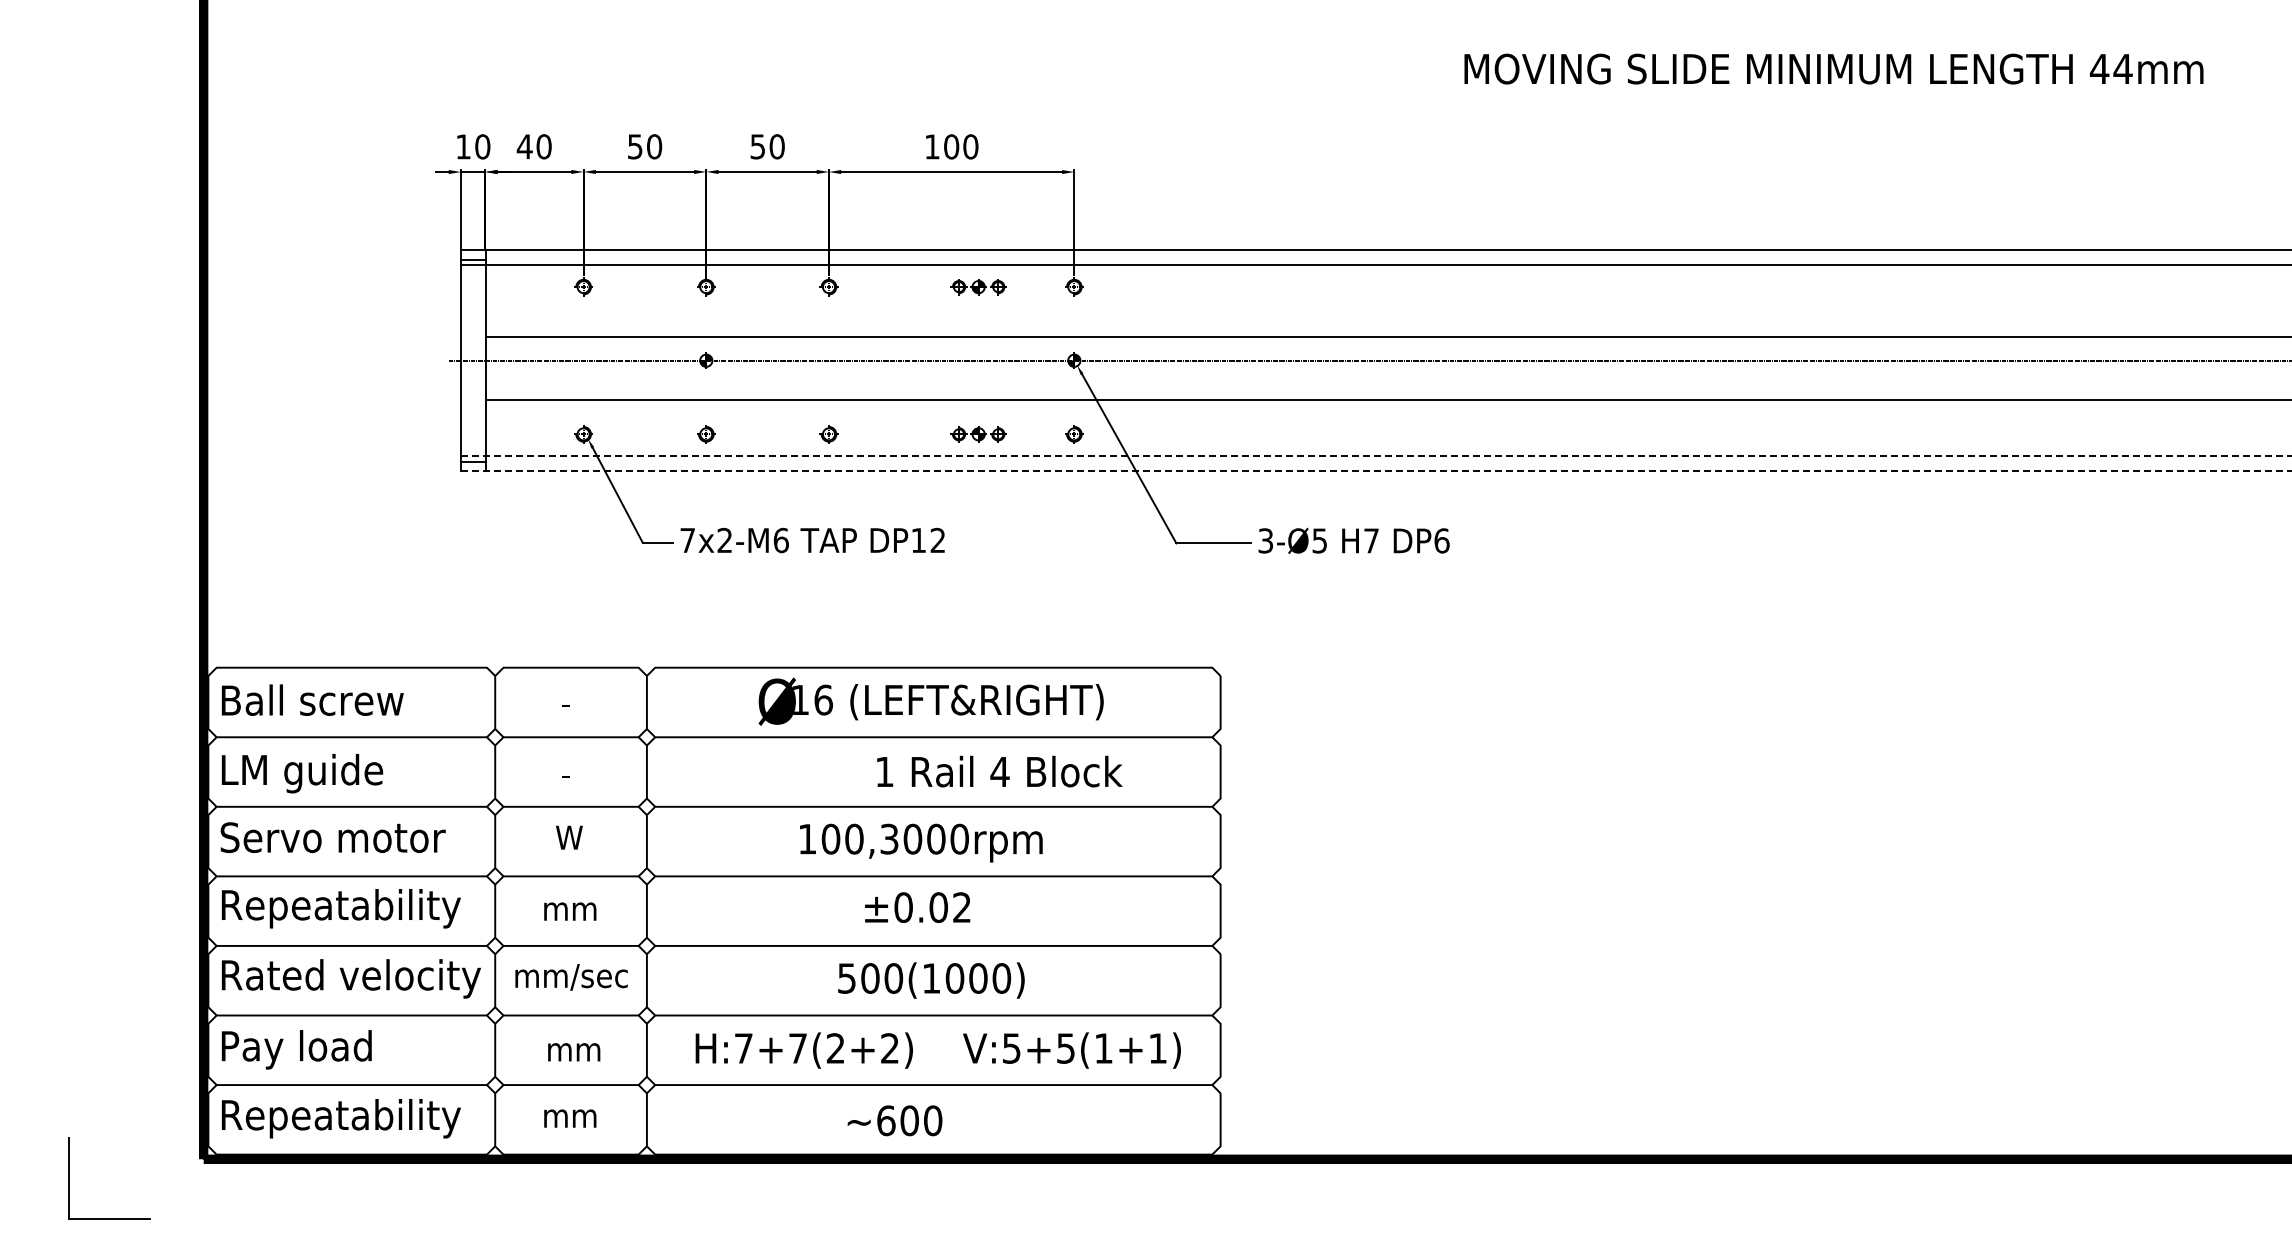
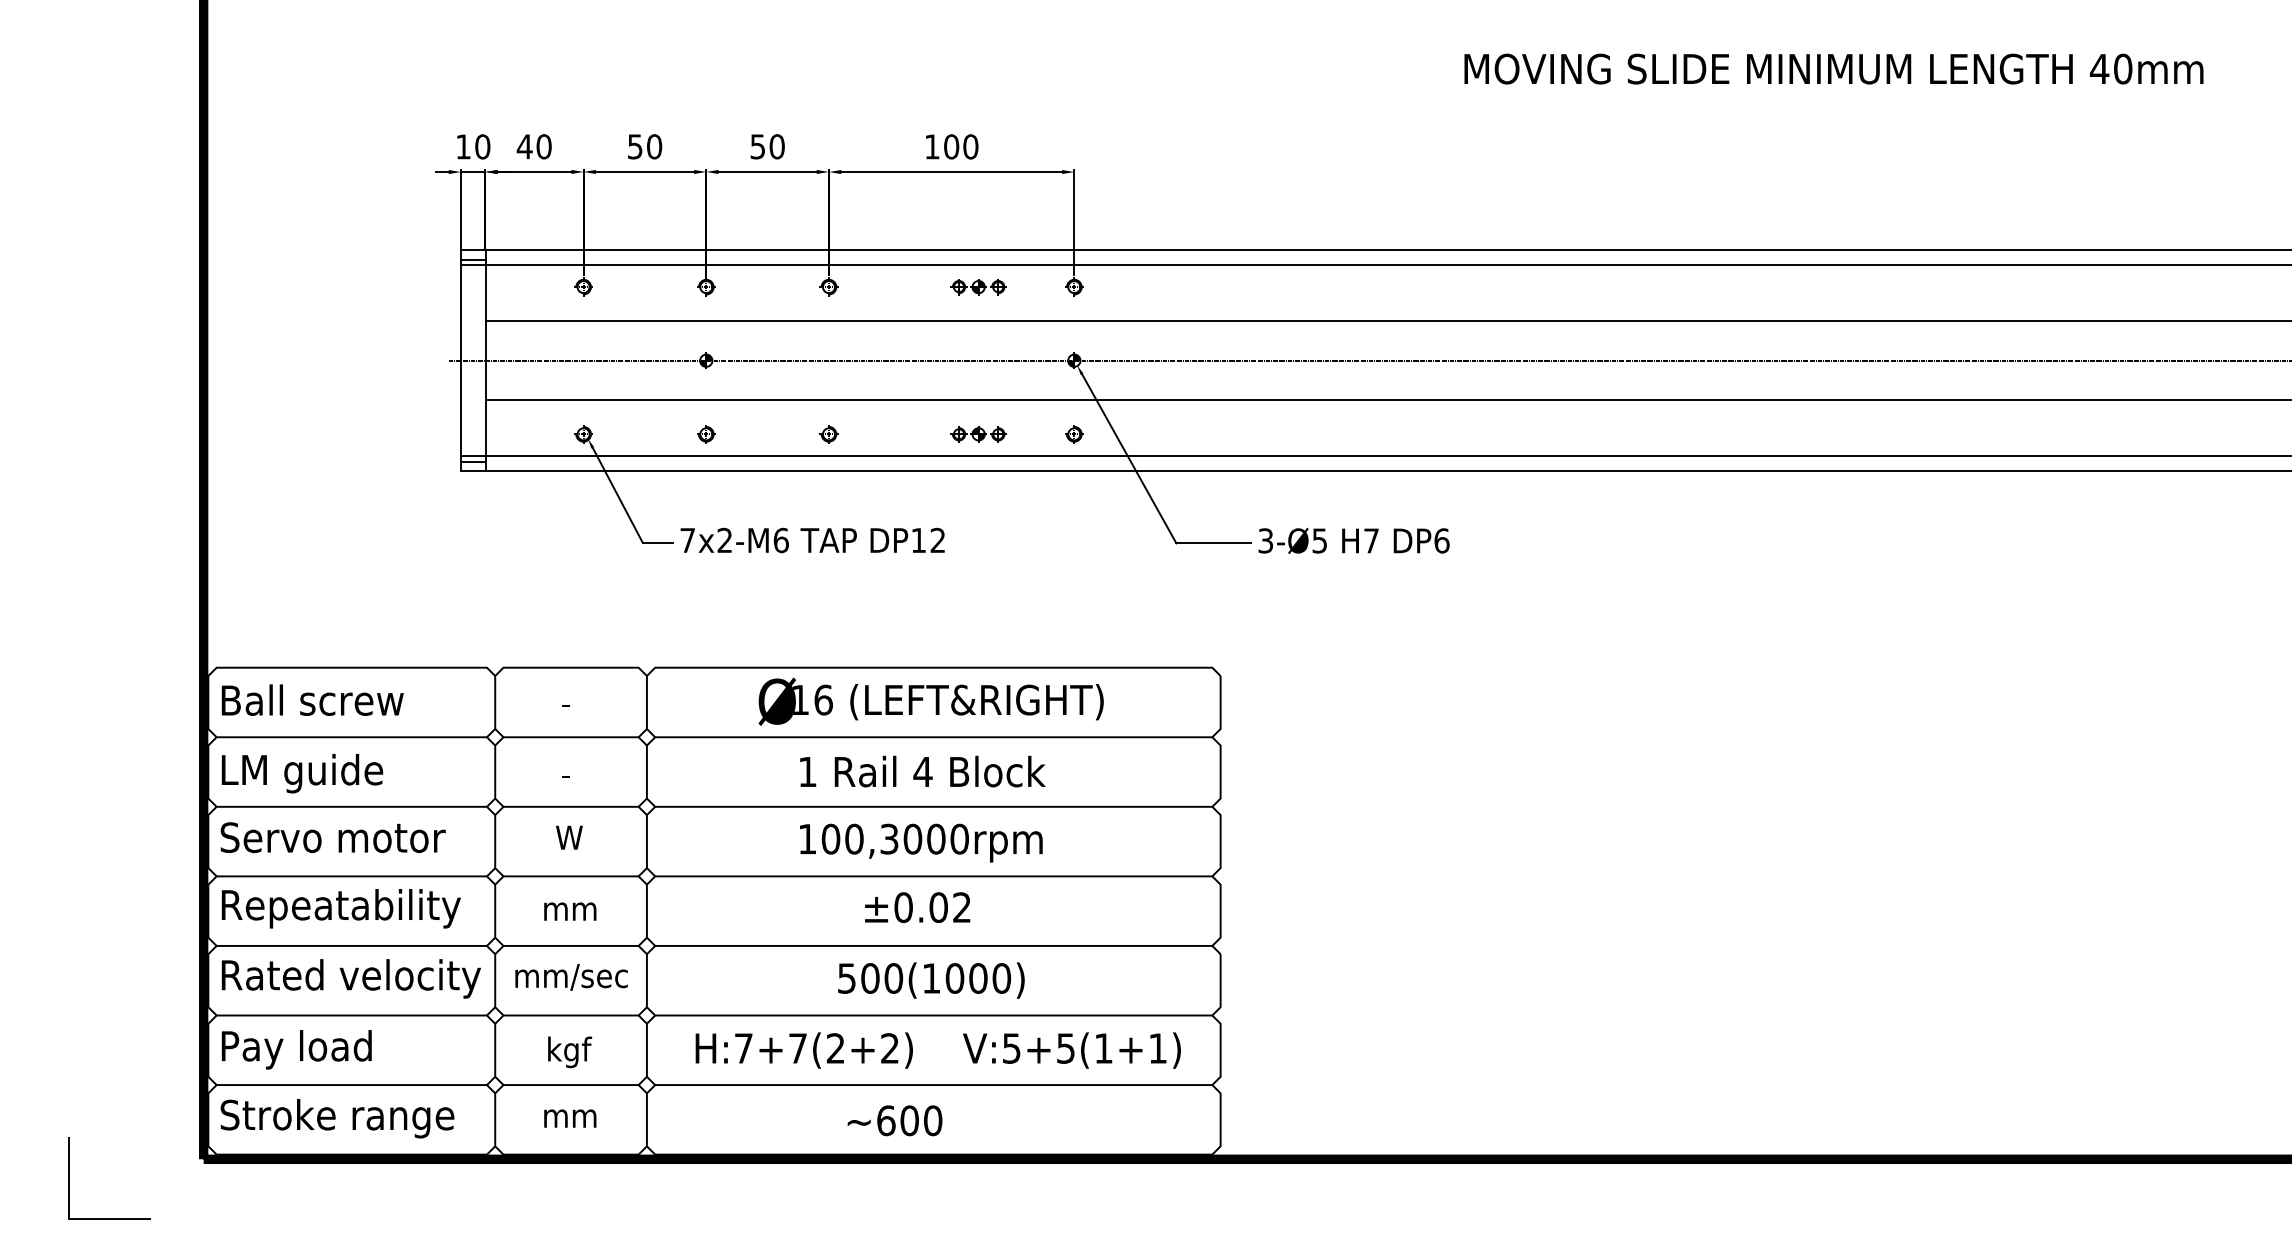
text: 44mm -> 40mm (2122, 68)
line position: (1386, 337) -> (1386, 321) (1386, 321)
line: dashed -> solid (1376, 456)
line: dashed -> solid (1376, 471)
text position: (999, 771) -> (922, 771) (922, 771)
text: mm -> kgf (574, 1052)
text: Repeatability -> Stroke range (340, 1118)
